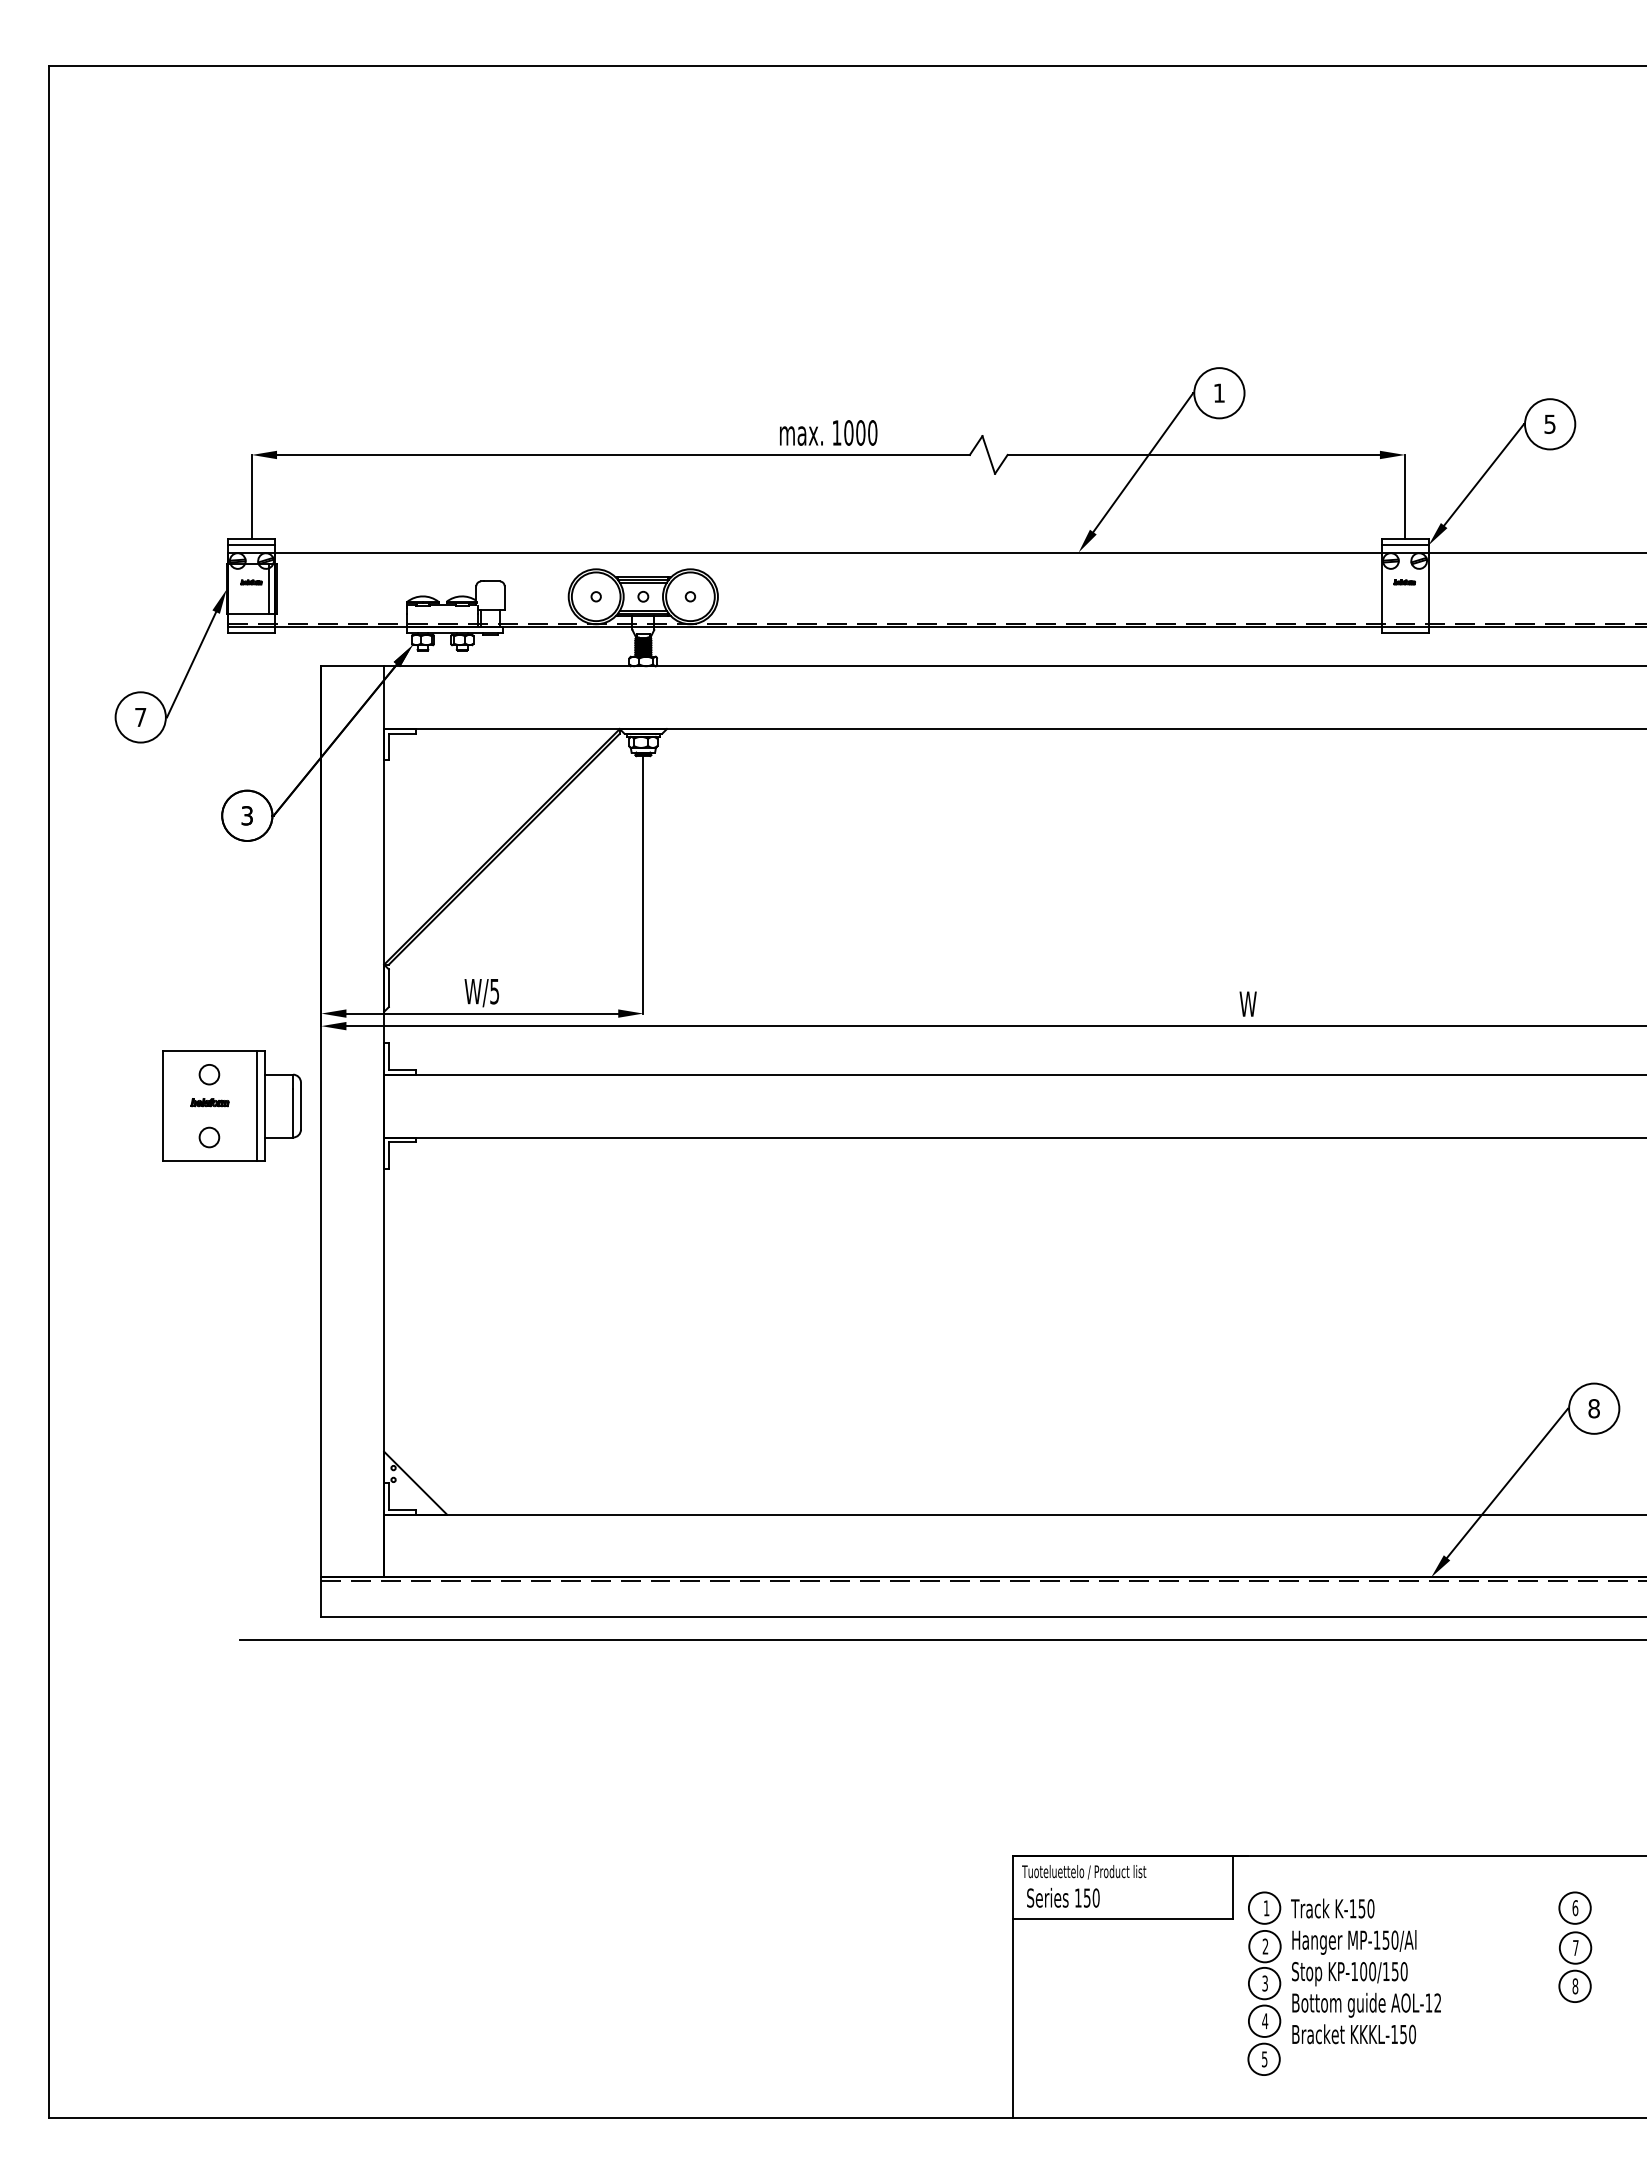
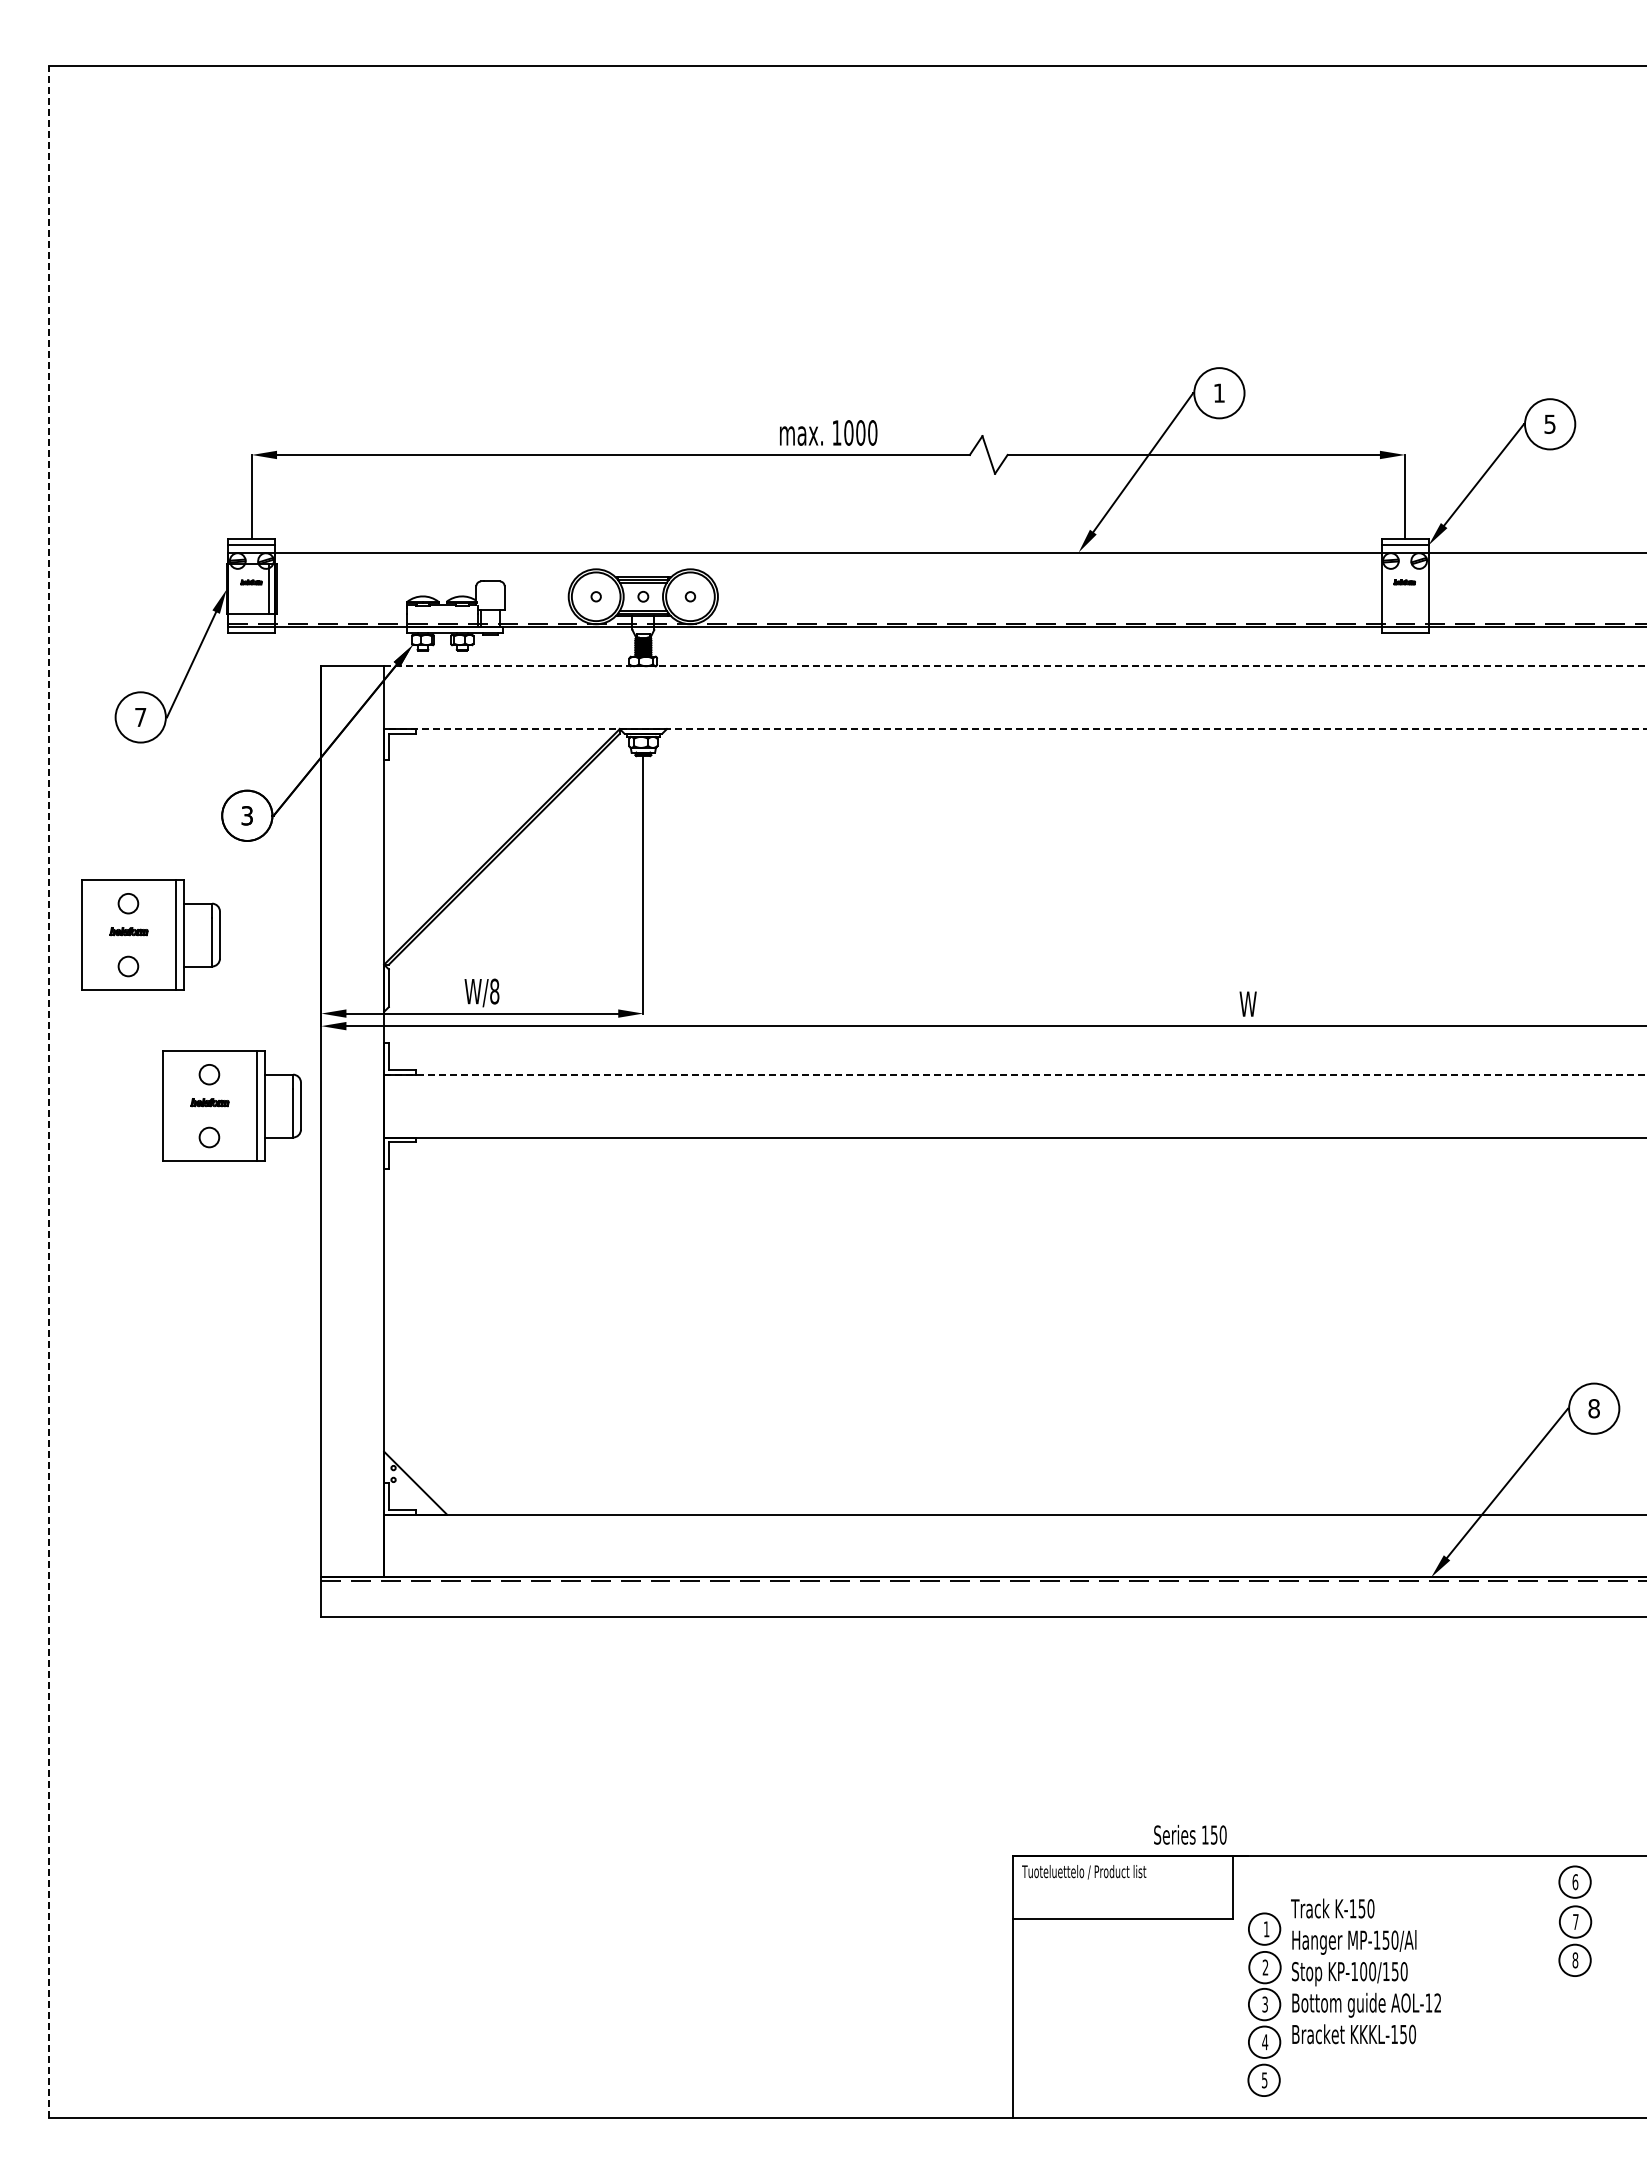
line: solid -> dashed (1015, 666)
line: solid -> dashed (1014, 729)
part: none -> present (150, 934)
text: W/5 -> W/8 (494, 991)
line: solid -> dashed (1015, 1074)
line: solid -> dashed (49, 1091)
line: present -> none (941, 1640)
text position: (1063, 1897) -> (1190, 1834) (1190, 1834)
part position: (1575, 1946) -> (1575, 1920) (1575, 1920)
part position: (1264, 1983) -> (1264, 2004) (1264, 2004)
